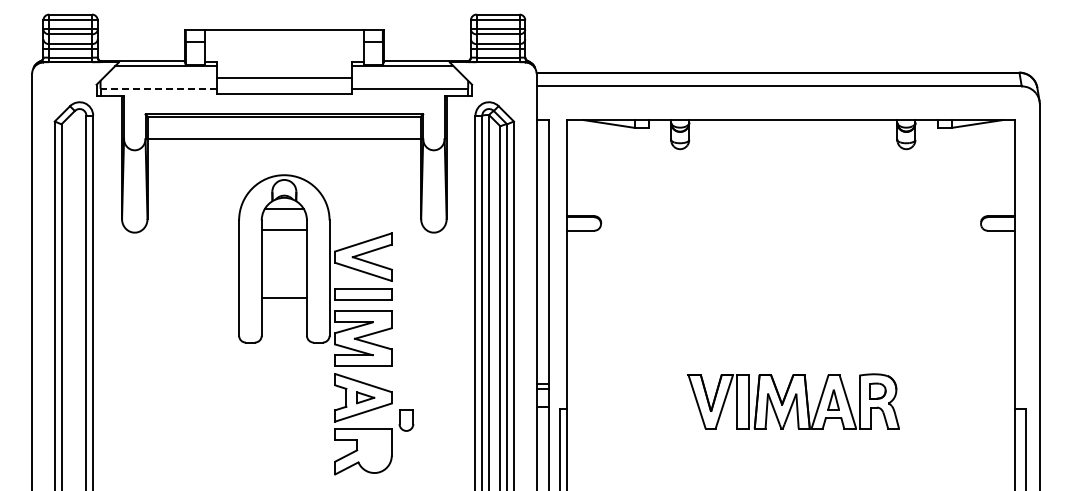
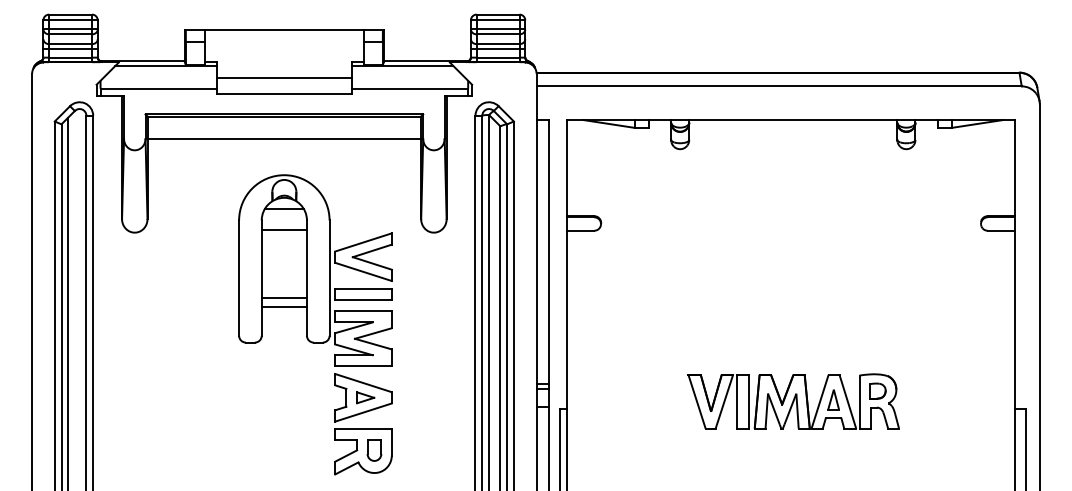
line: dashed -> solid (158, 88)
line: none -> present (68, 302)
line: none -> present (283, 307)
part position: (406, 420) -> (374, 450) (374, 450)
